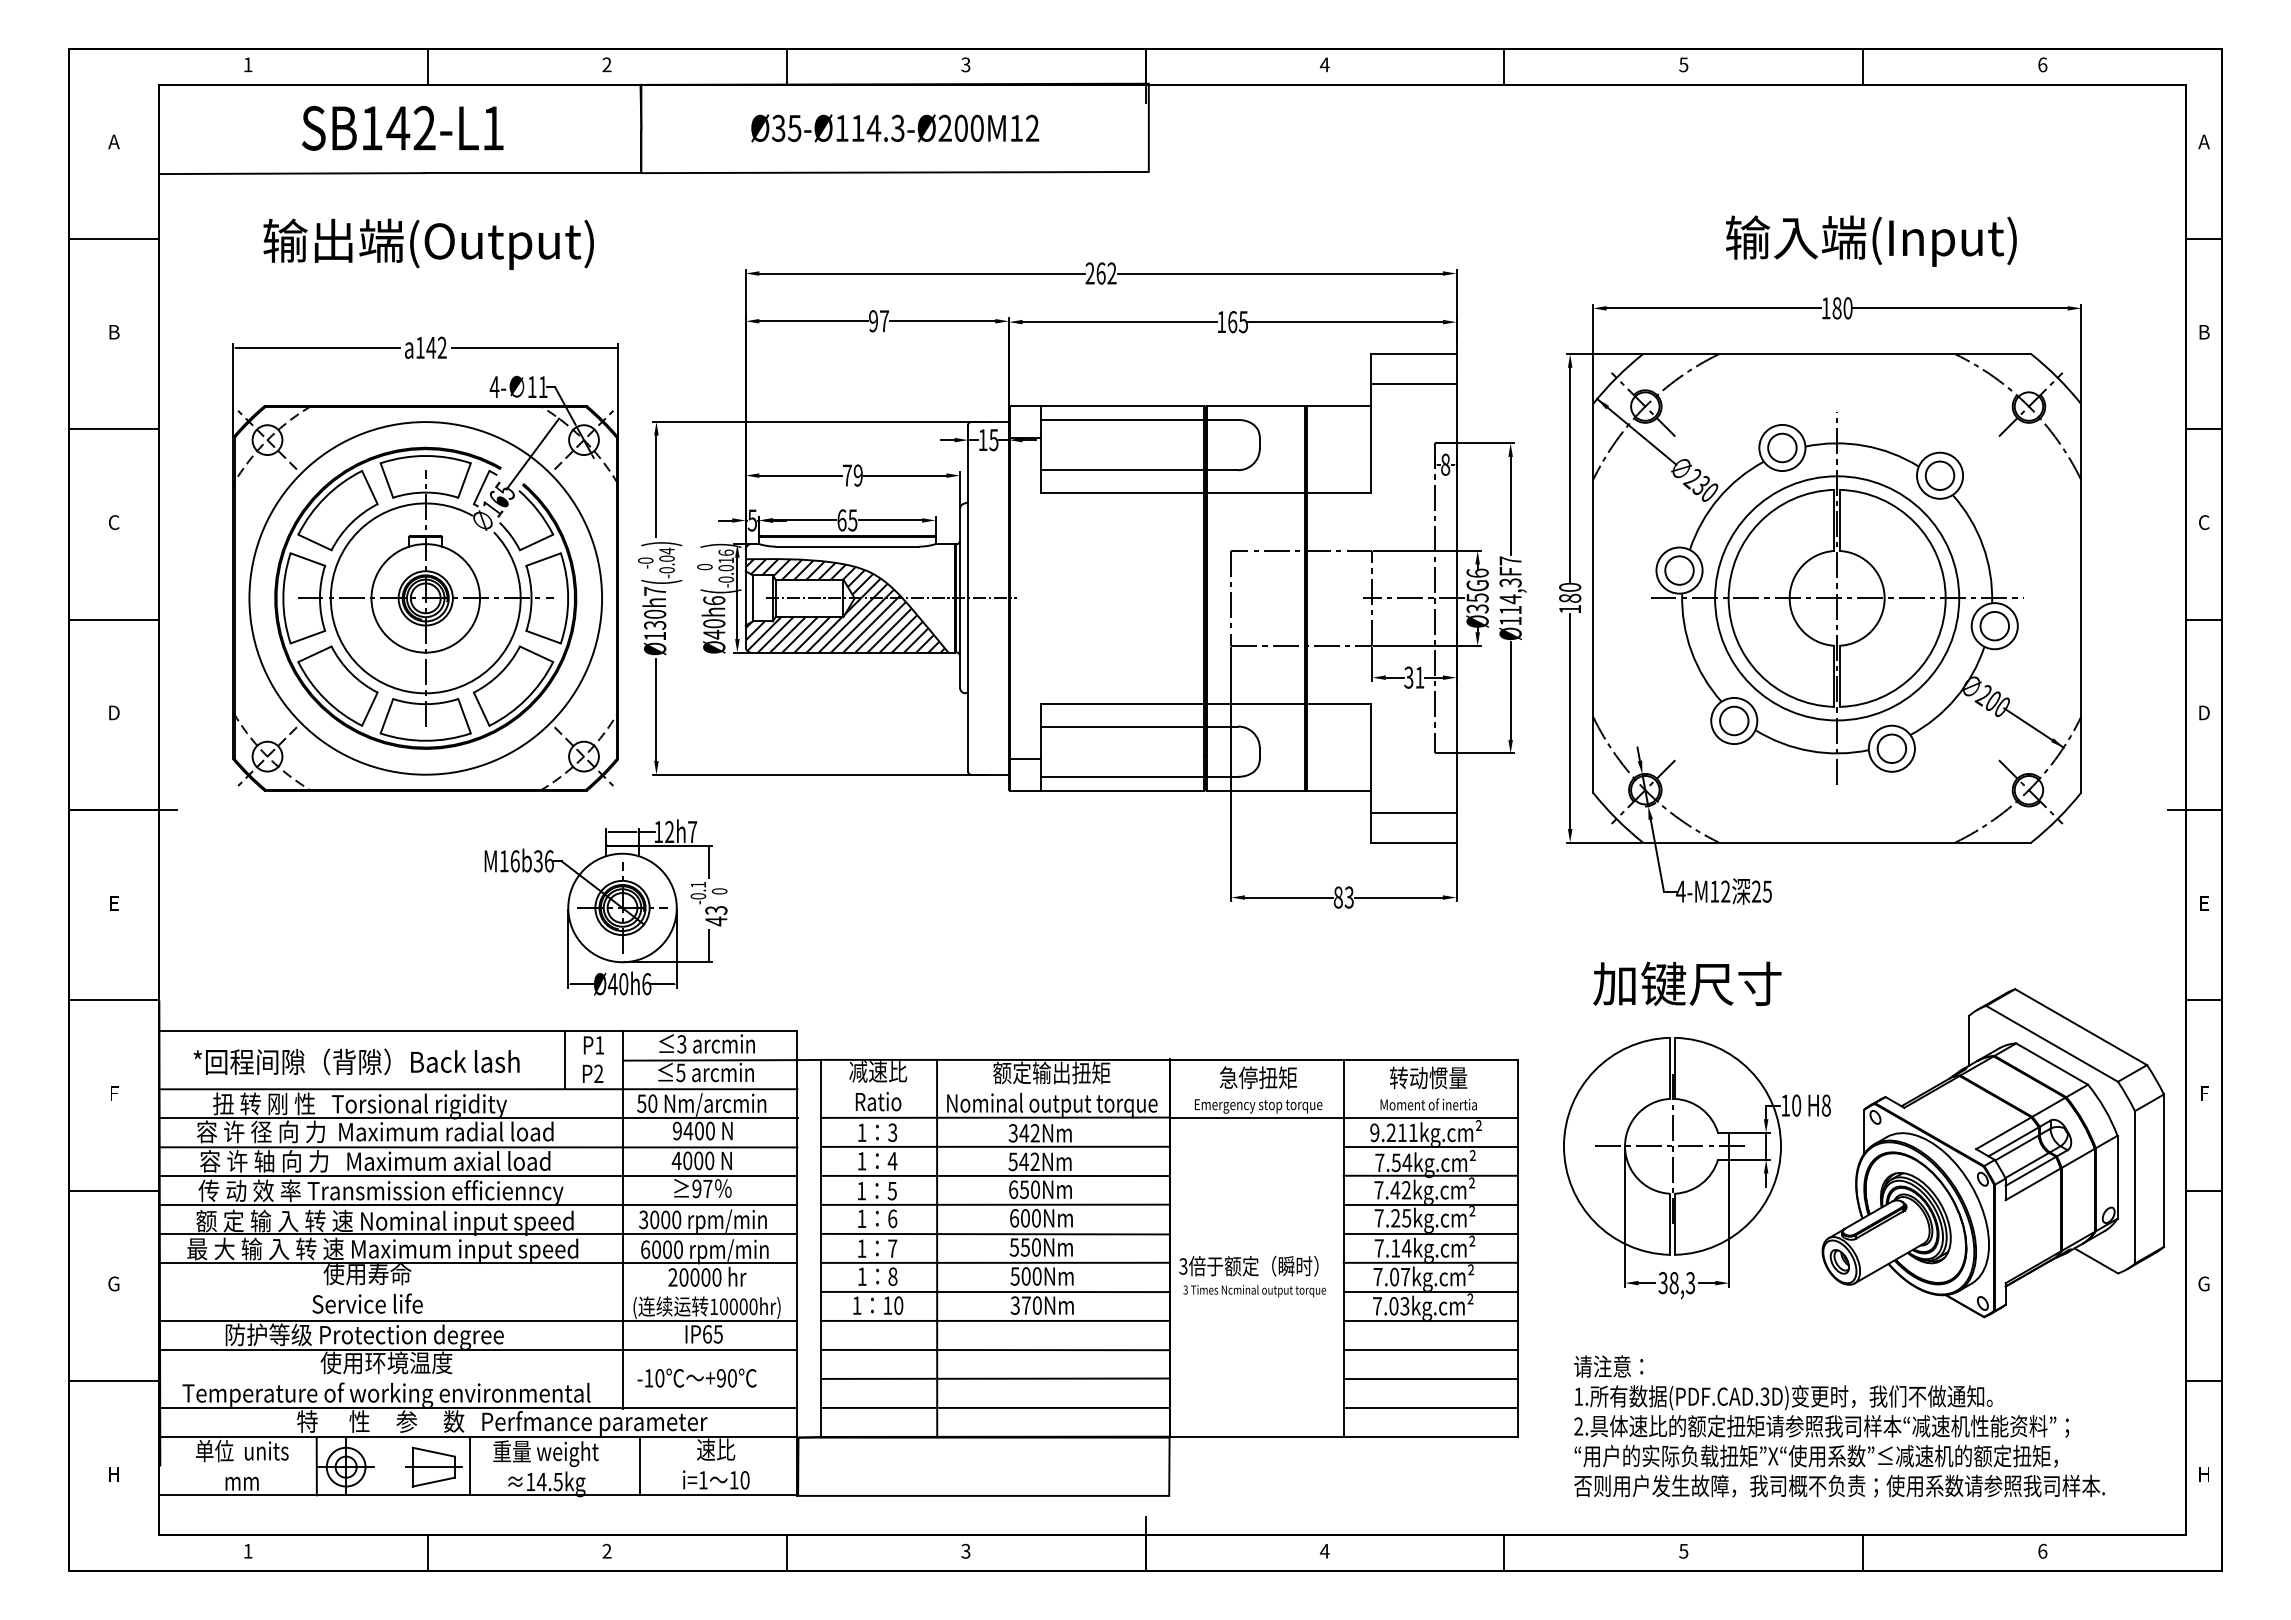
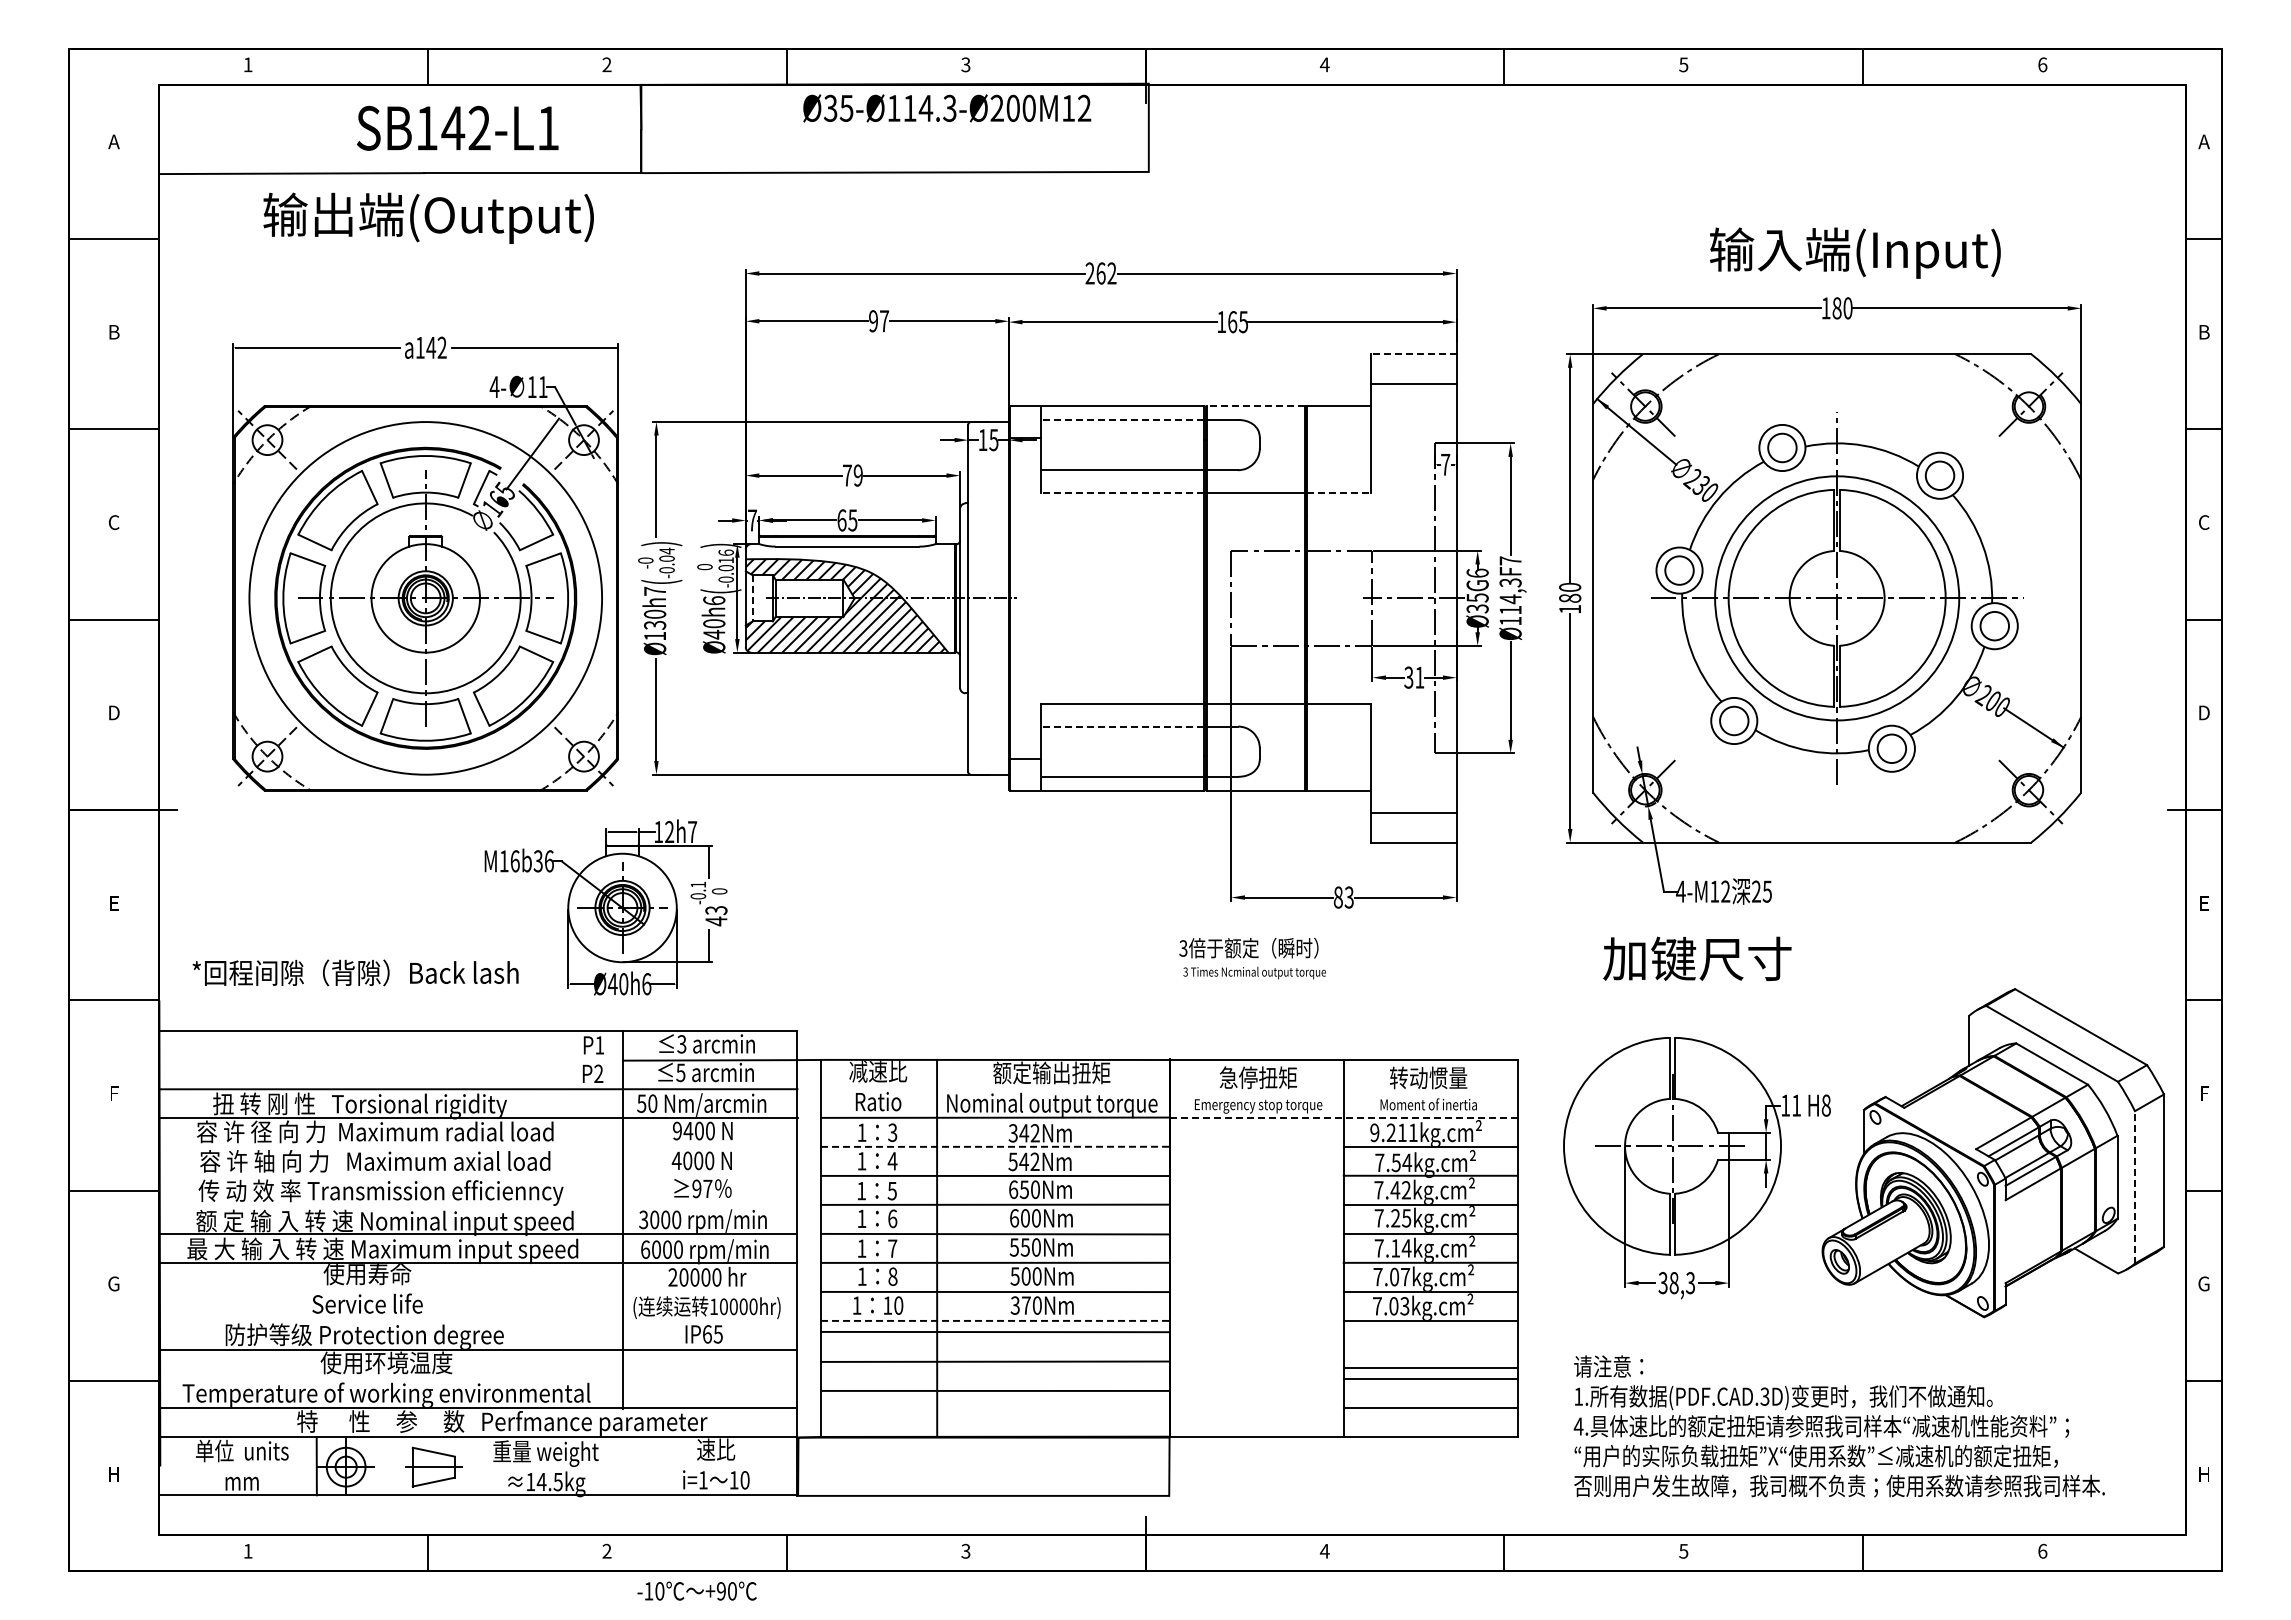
text position: (402, 127) -> (457, 127) (457, 127)
text position: (895, 128) -> (947, 108) (947, 108)
text position: (1871, 240) -> (1855, 252) (1855, 252)
text position: (428, 243) -> (428, 217) (428, 217)
line: solid -> dashed (1413, 354)
line: solid -> dashed (1255, 405)
line: solid -> dashed (1122, 419)
text: 8 -> 7 (1445, 464)
line: solid -> dashed (1122, 492)
line: solid -> dashed (1339, 492)
text: 5 -> 7 (752, 520)
line: solid -> dashed (752, 598)
line: solid -> dashed (1122, 726)
text position: (1687, 983) -> (1697, 958) (1697, 958)
line: present -> none (564, 1060)
text position: (356, 1061) -> (355, 972) (355, 972)
text: 10 -> 11 (1796, 1105)
line: solid -> dashed (1344, 1117)
line: solid -> dashed (995, 1146)
line: present -> none (478, 1147)
line: present -> none (478, 1176)
line: solid -> dashed (2134, 1186)
line: present -> none (478, 1205)
text position: (1252, 1276) -> (1252, 958) (1252, 958)
line: solid -> dashed (995, 1320)
line: present -> none (478, 1321)
line position: (995, 1349) -> (995, 1331) (995, 1331)
line position: (1430, 1349) -> (1430, 1367) (1430, 1367)
text position: (696, 1377) -> (696, 1590) (696, 1590)
line position: (995, 1378) -> (995, 1361) (995, 1361)
line position: (995, 1407) -> (995, 1390) (995, 1390)
text: 2. -> 4. (1578, 1426)
line: present -> none (470, 1466)
line: present -> none (640, 1466)
